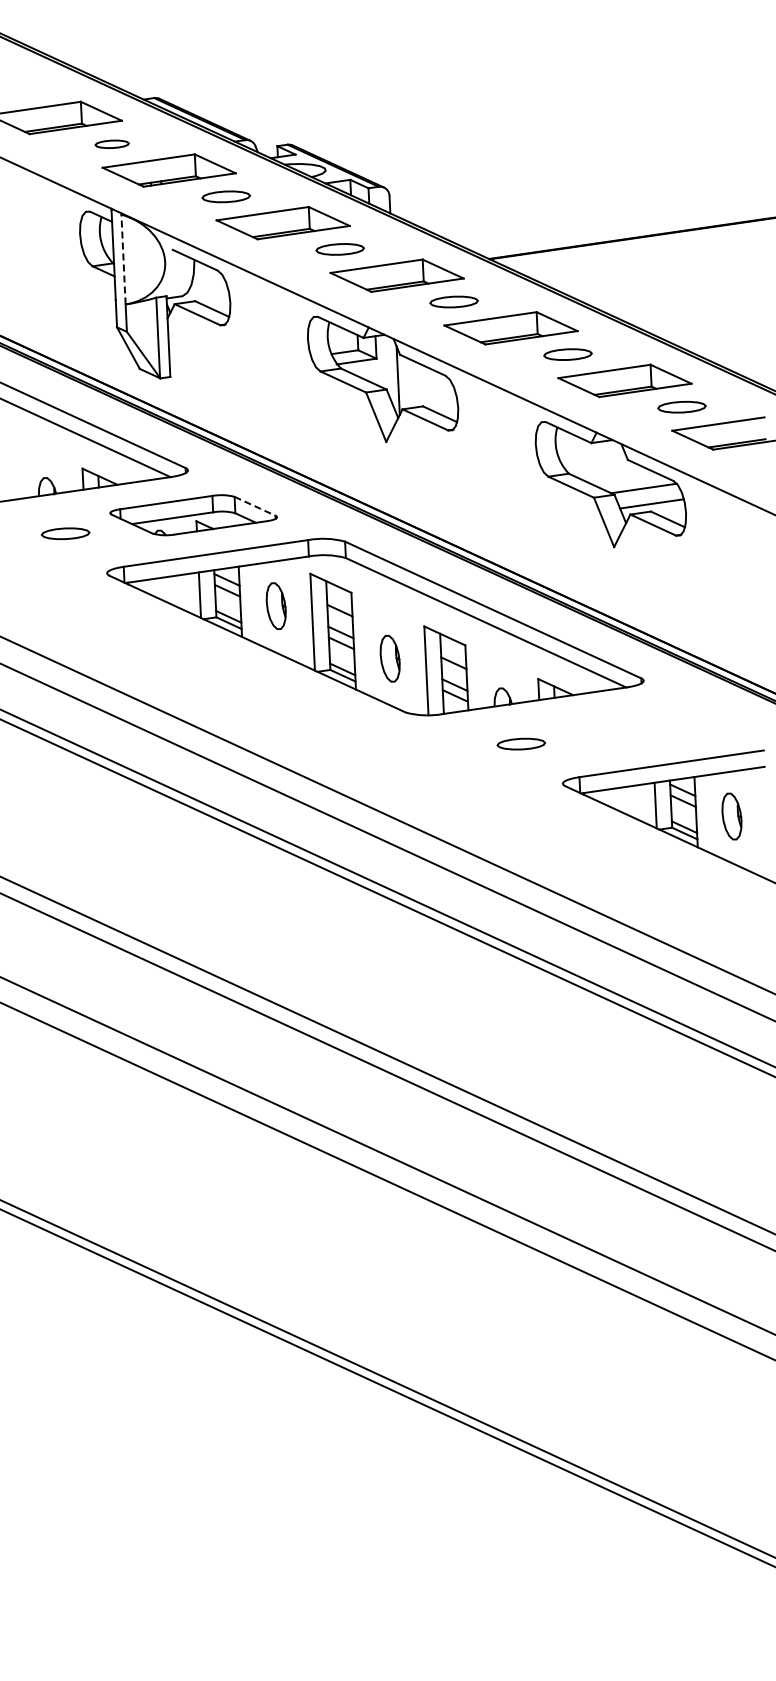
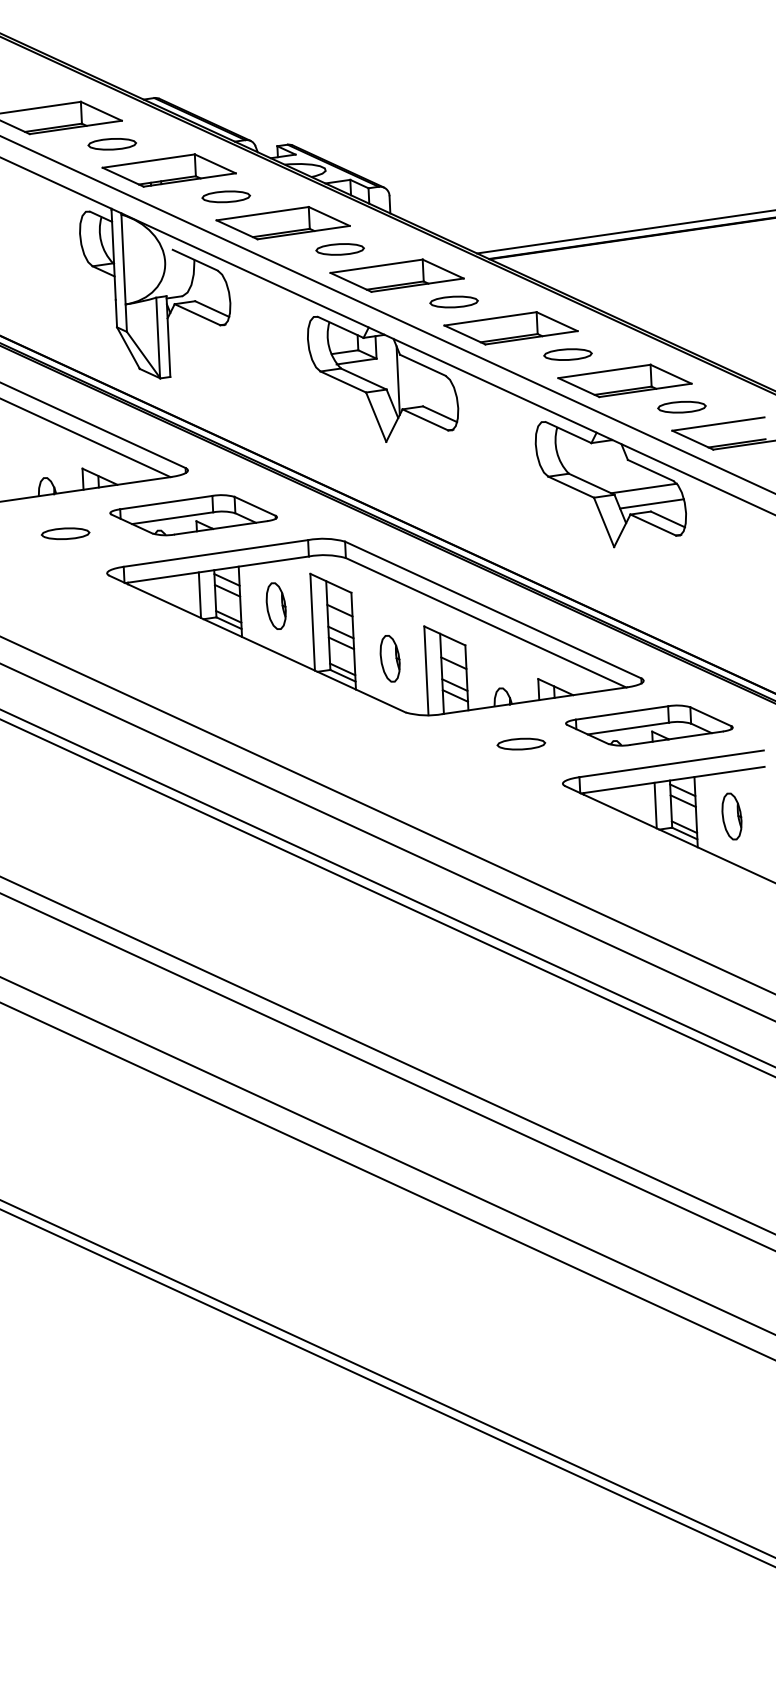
part size: 36x10 px -> 50x13 px (111, 144)
line: none -> present (624, 231)
line: dashed -> solid (123, 259)
line: none -> present (387, 314)
line: dashed -> solid (255, 506)
part: none -> present (649, 725)
